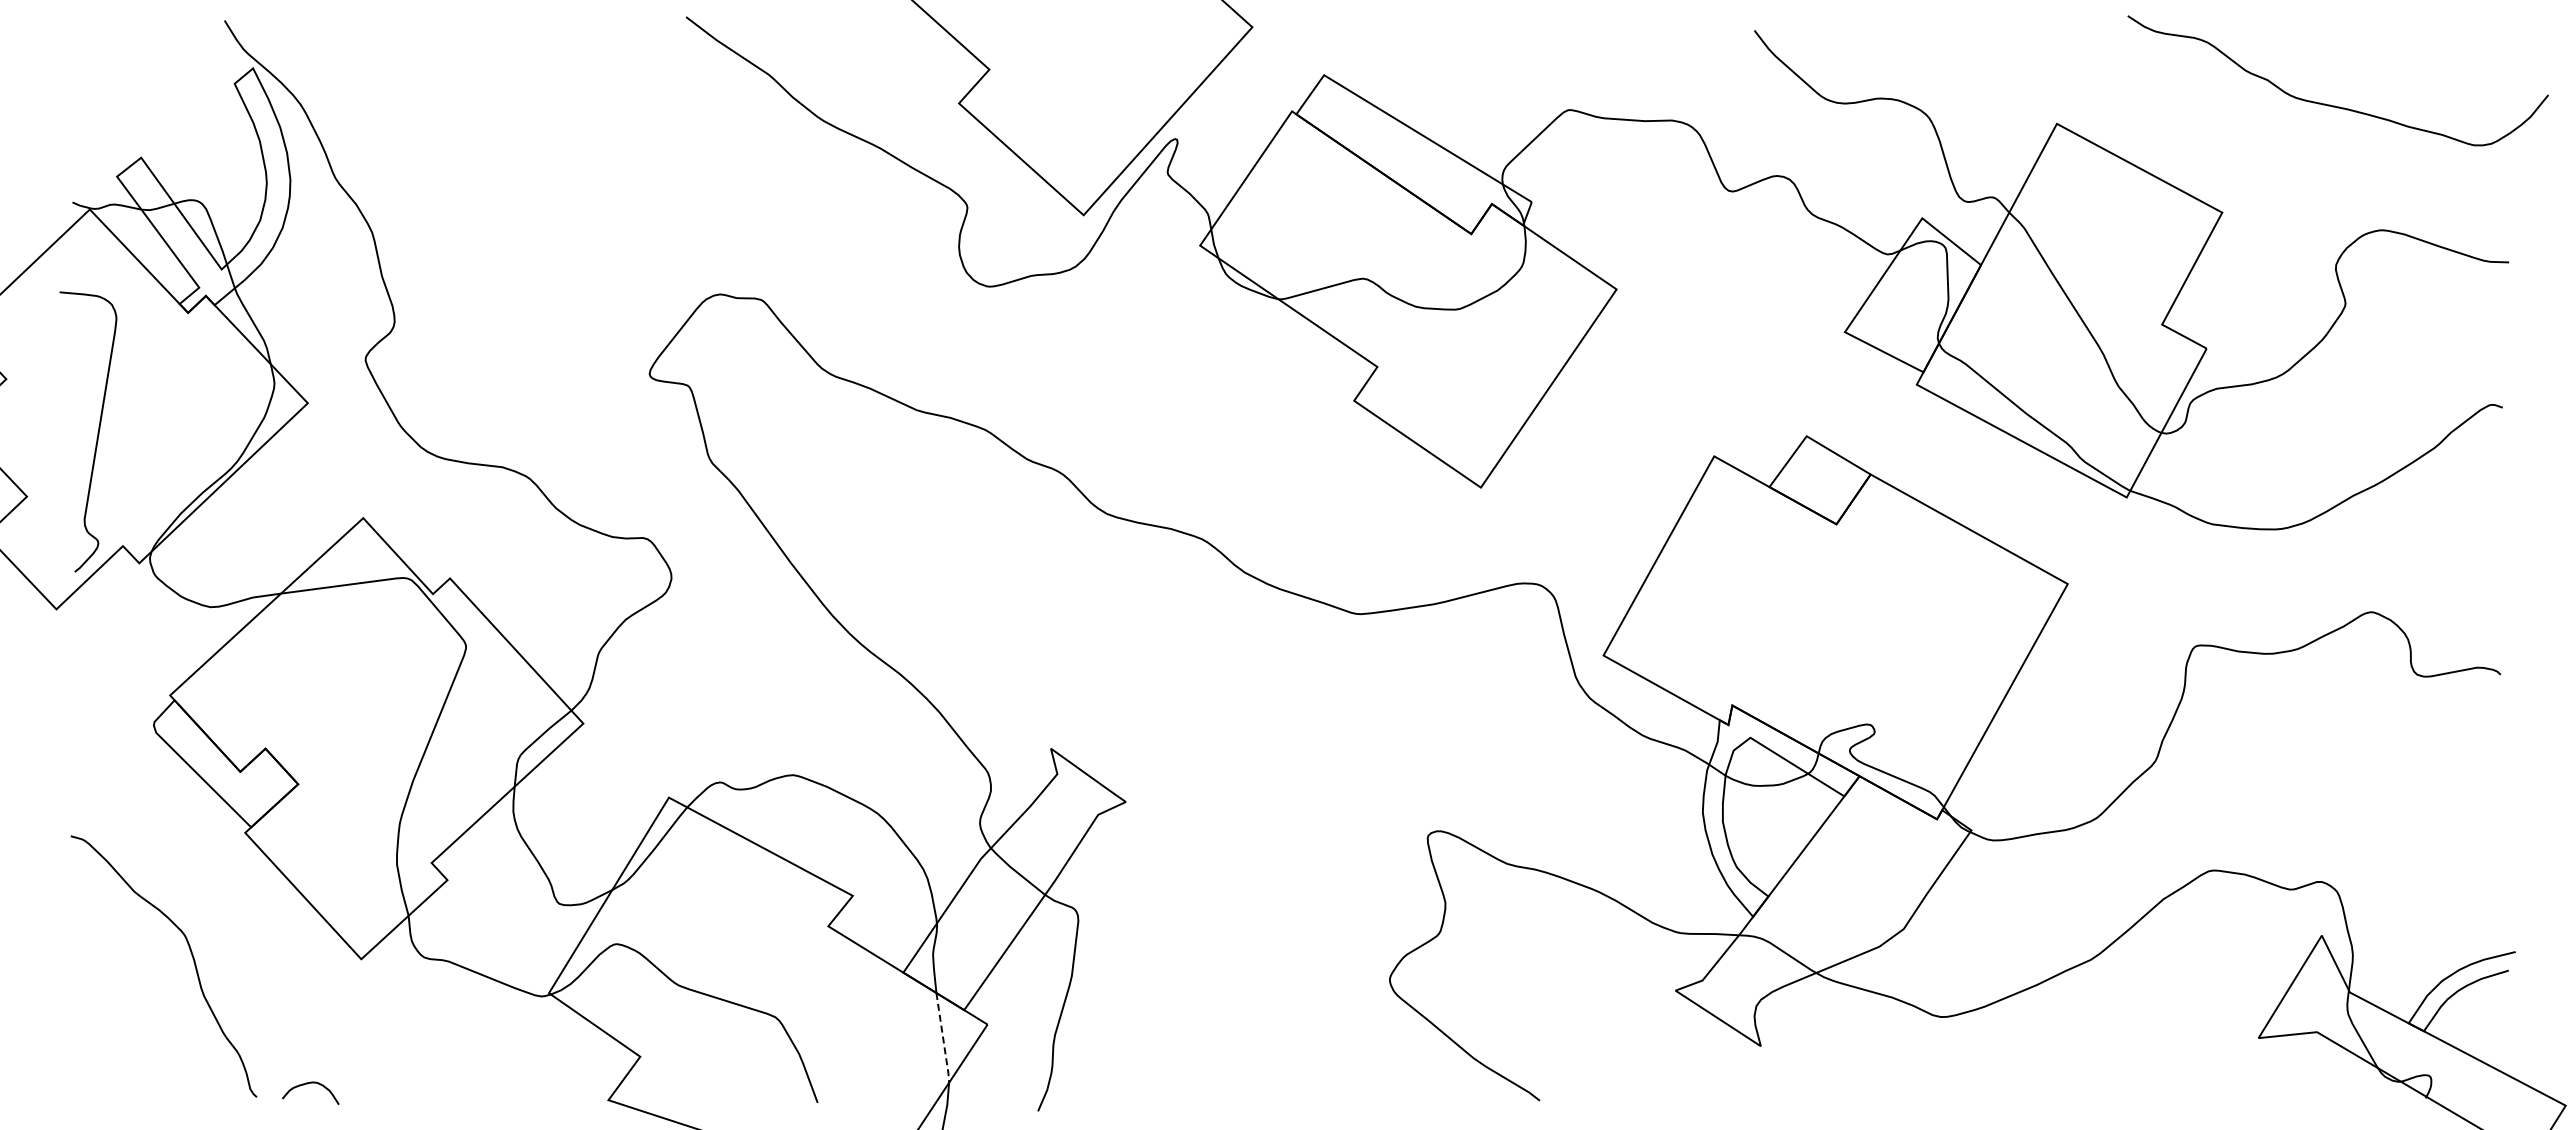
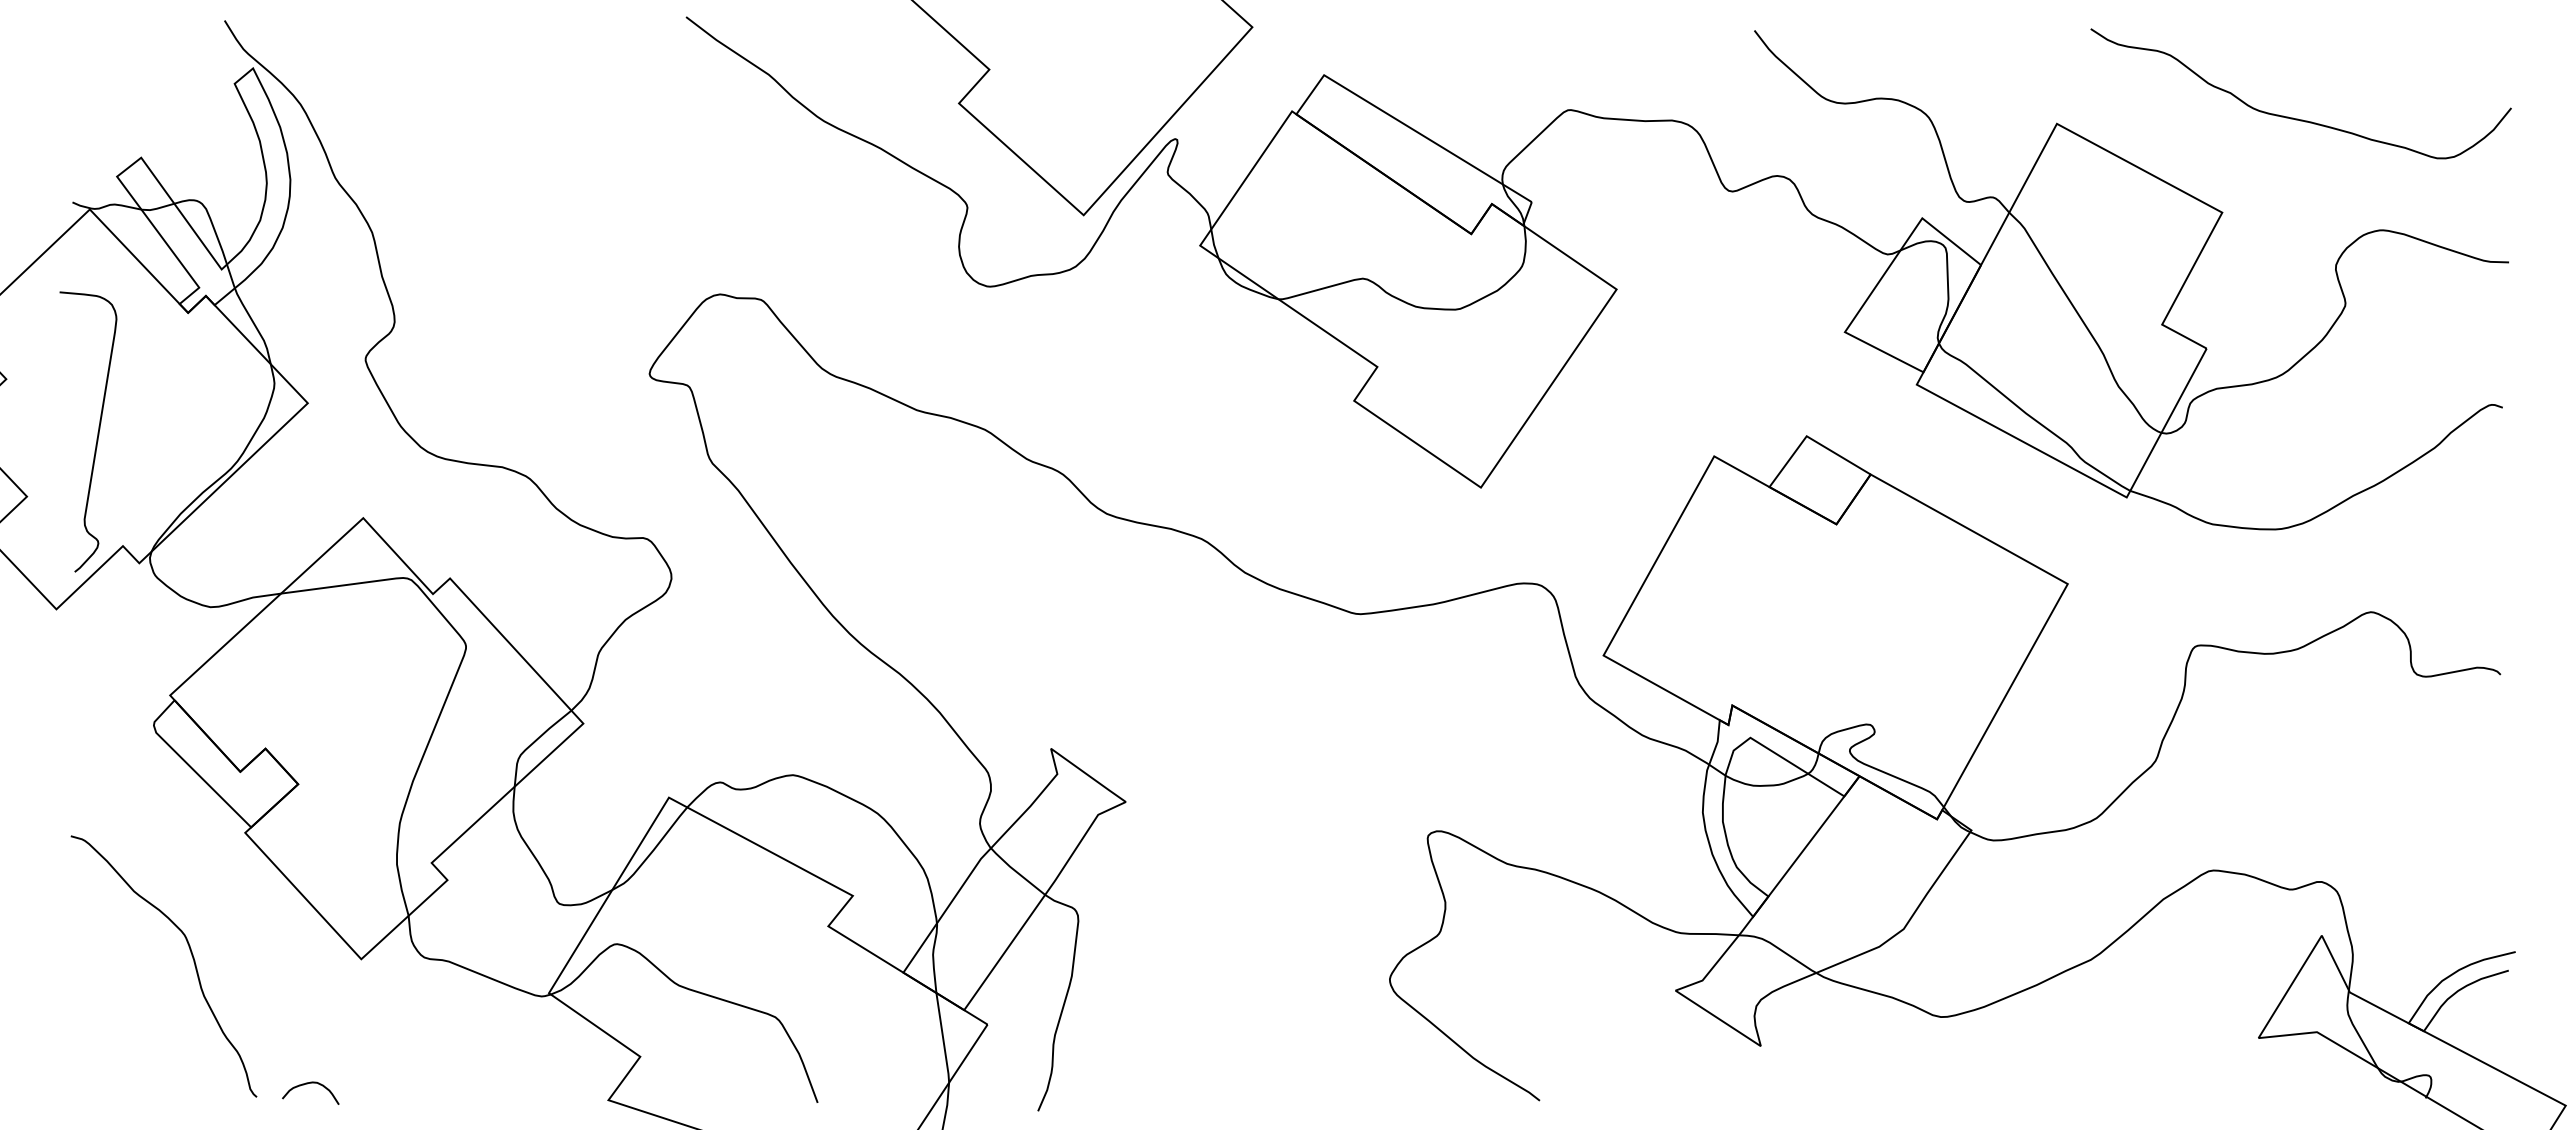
curve position: (2330, 104) -> (2293, 117) (2293, 117)
line: dashed -> solid (943, 1038)
